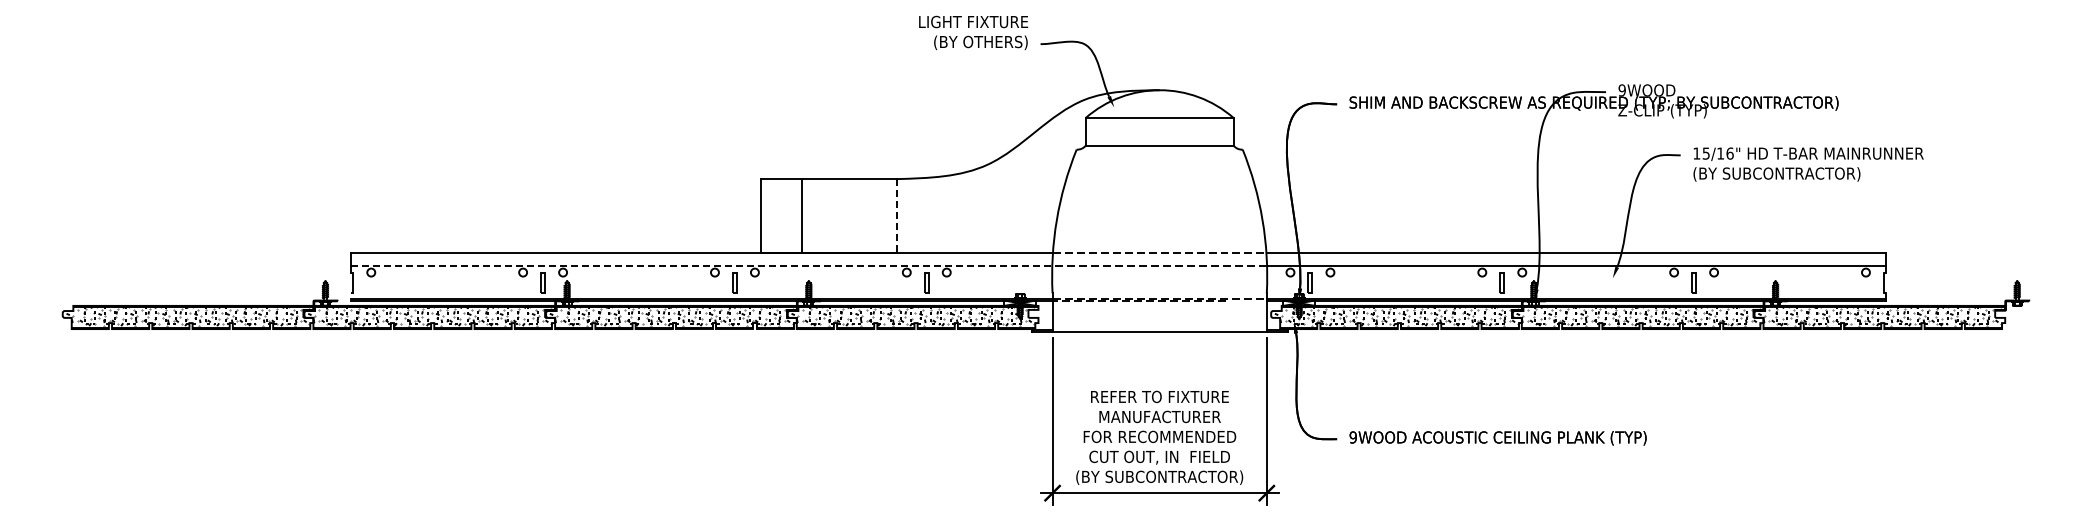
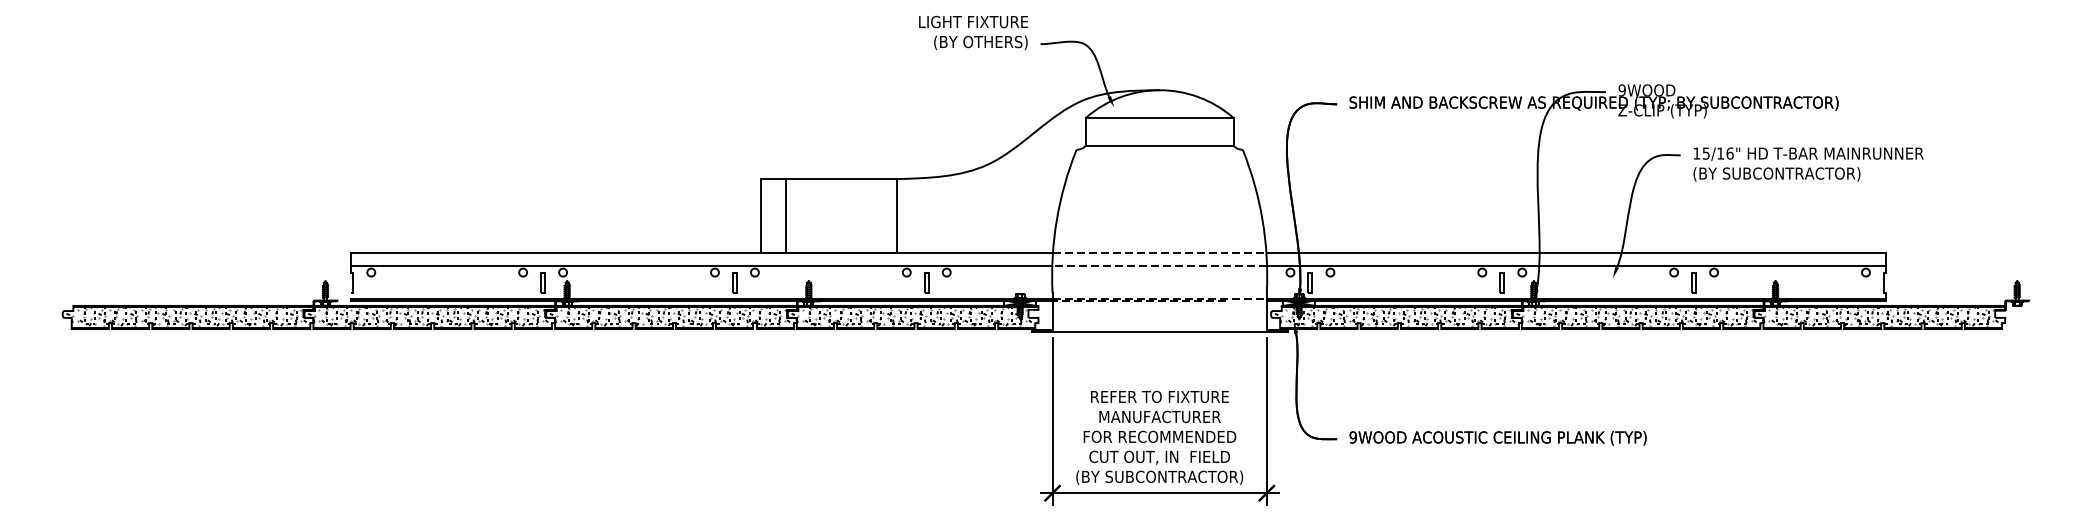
line position: (802, 215) -> (786, 215) (786, 215)
line: dashed -> solid (896, 216)
line: dashed -> solid (702, 265)
